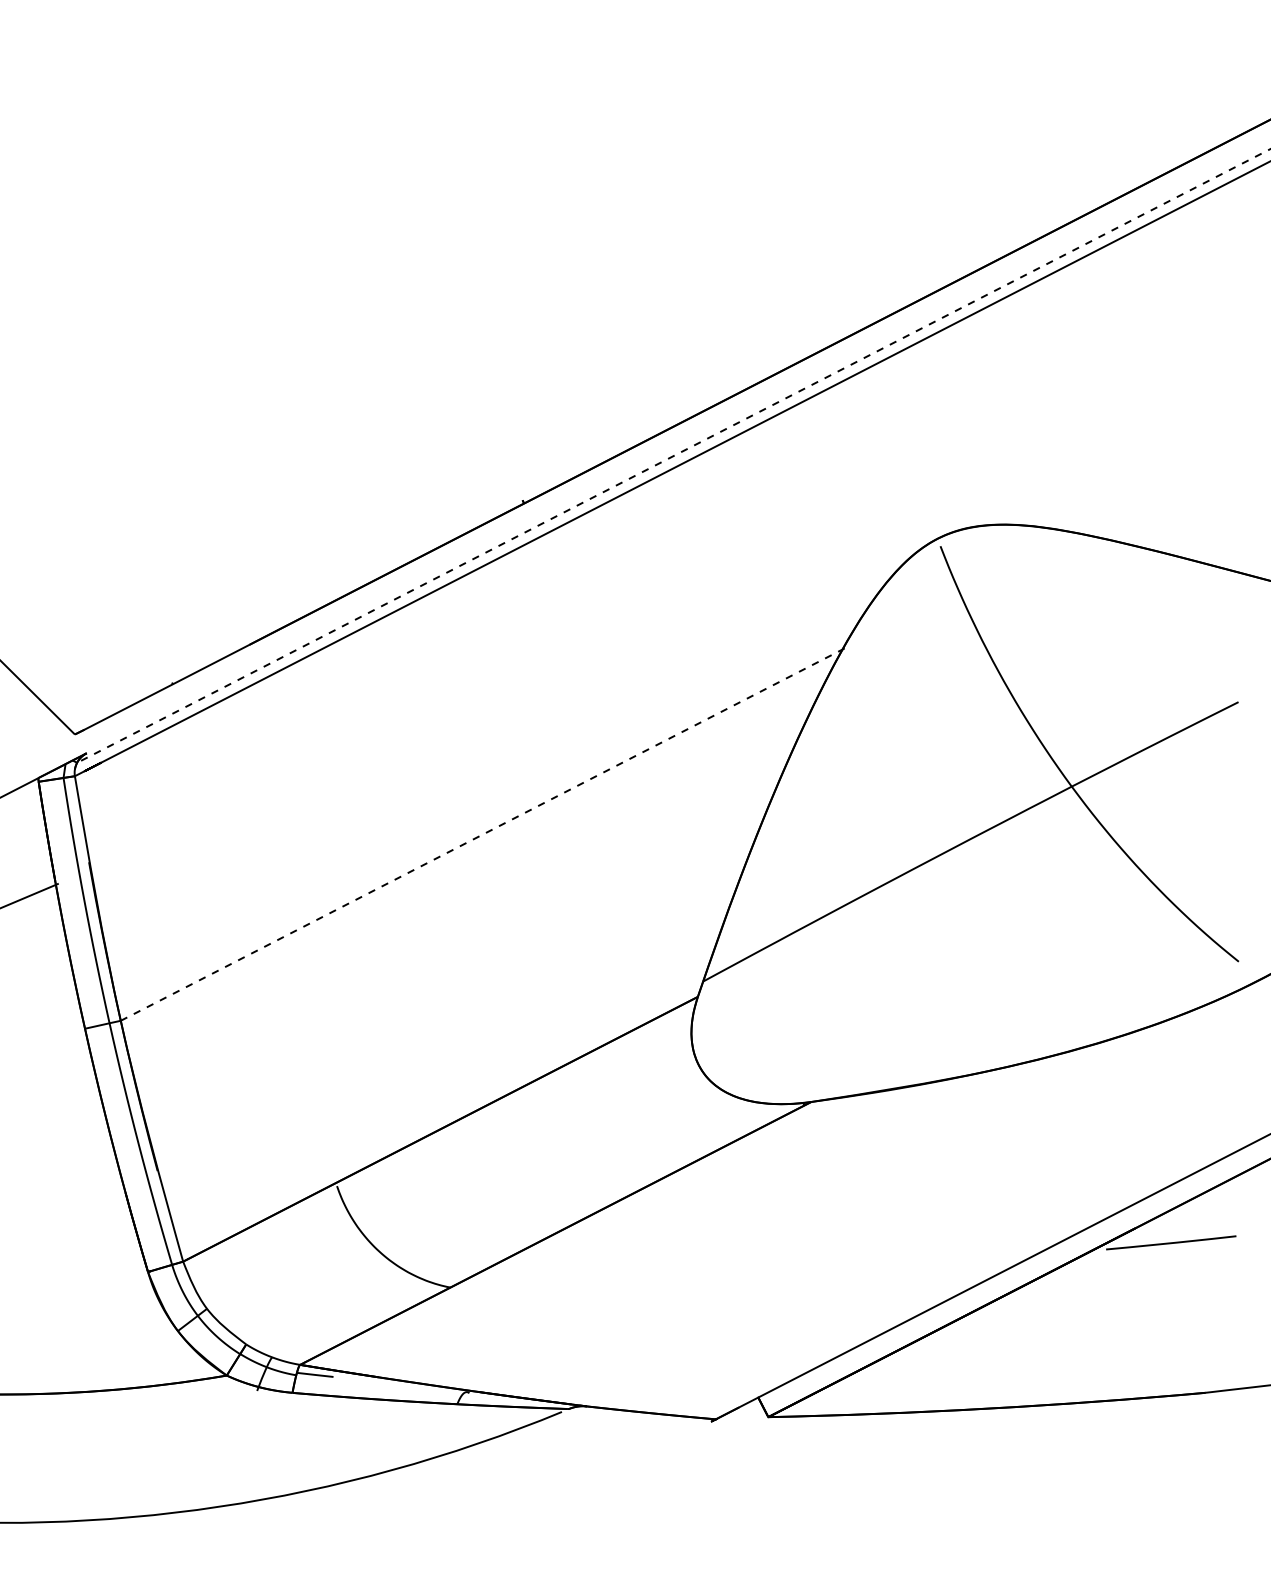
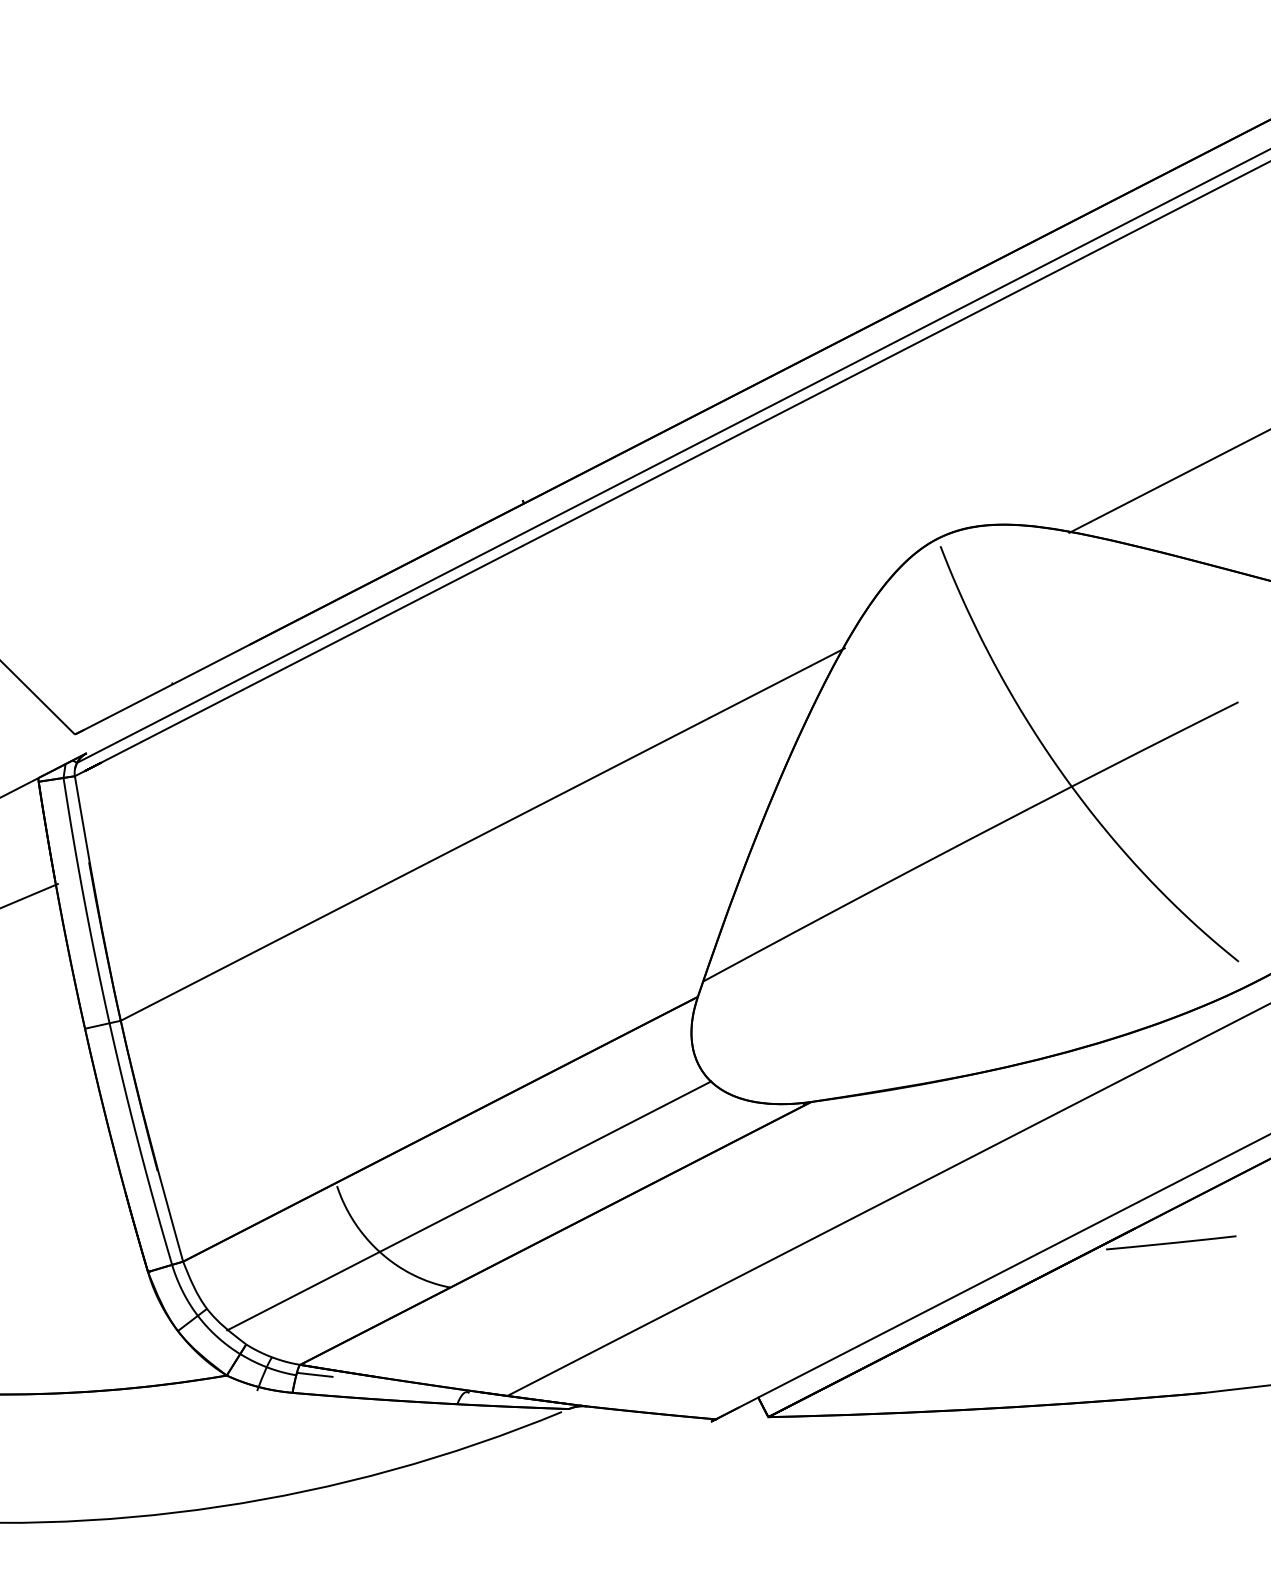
line: dashed -> solid (673, 455)
line: none -> present (1168, 481)
line: dashed -> solid (483, 834)
line: none -> present (887, 1199)
line: none -> present (469, 1205)
